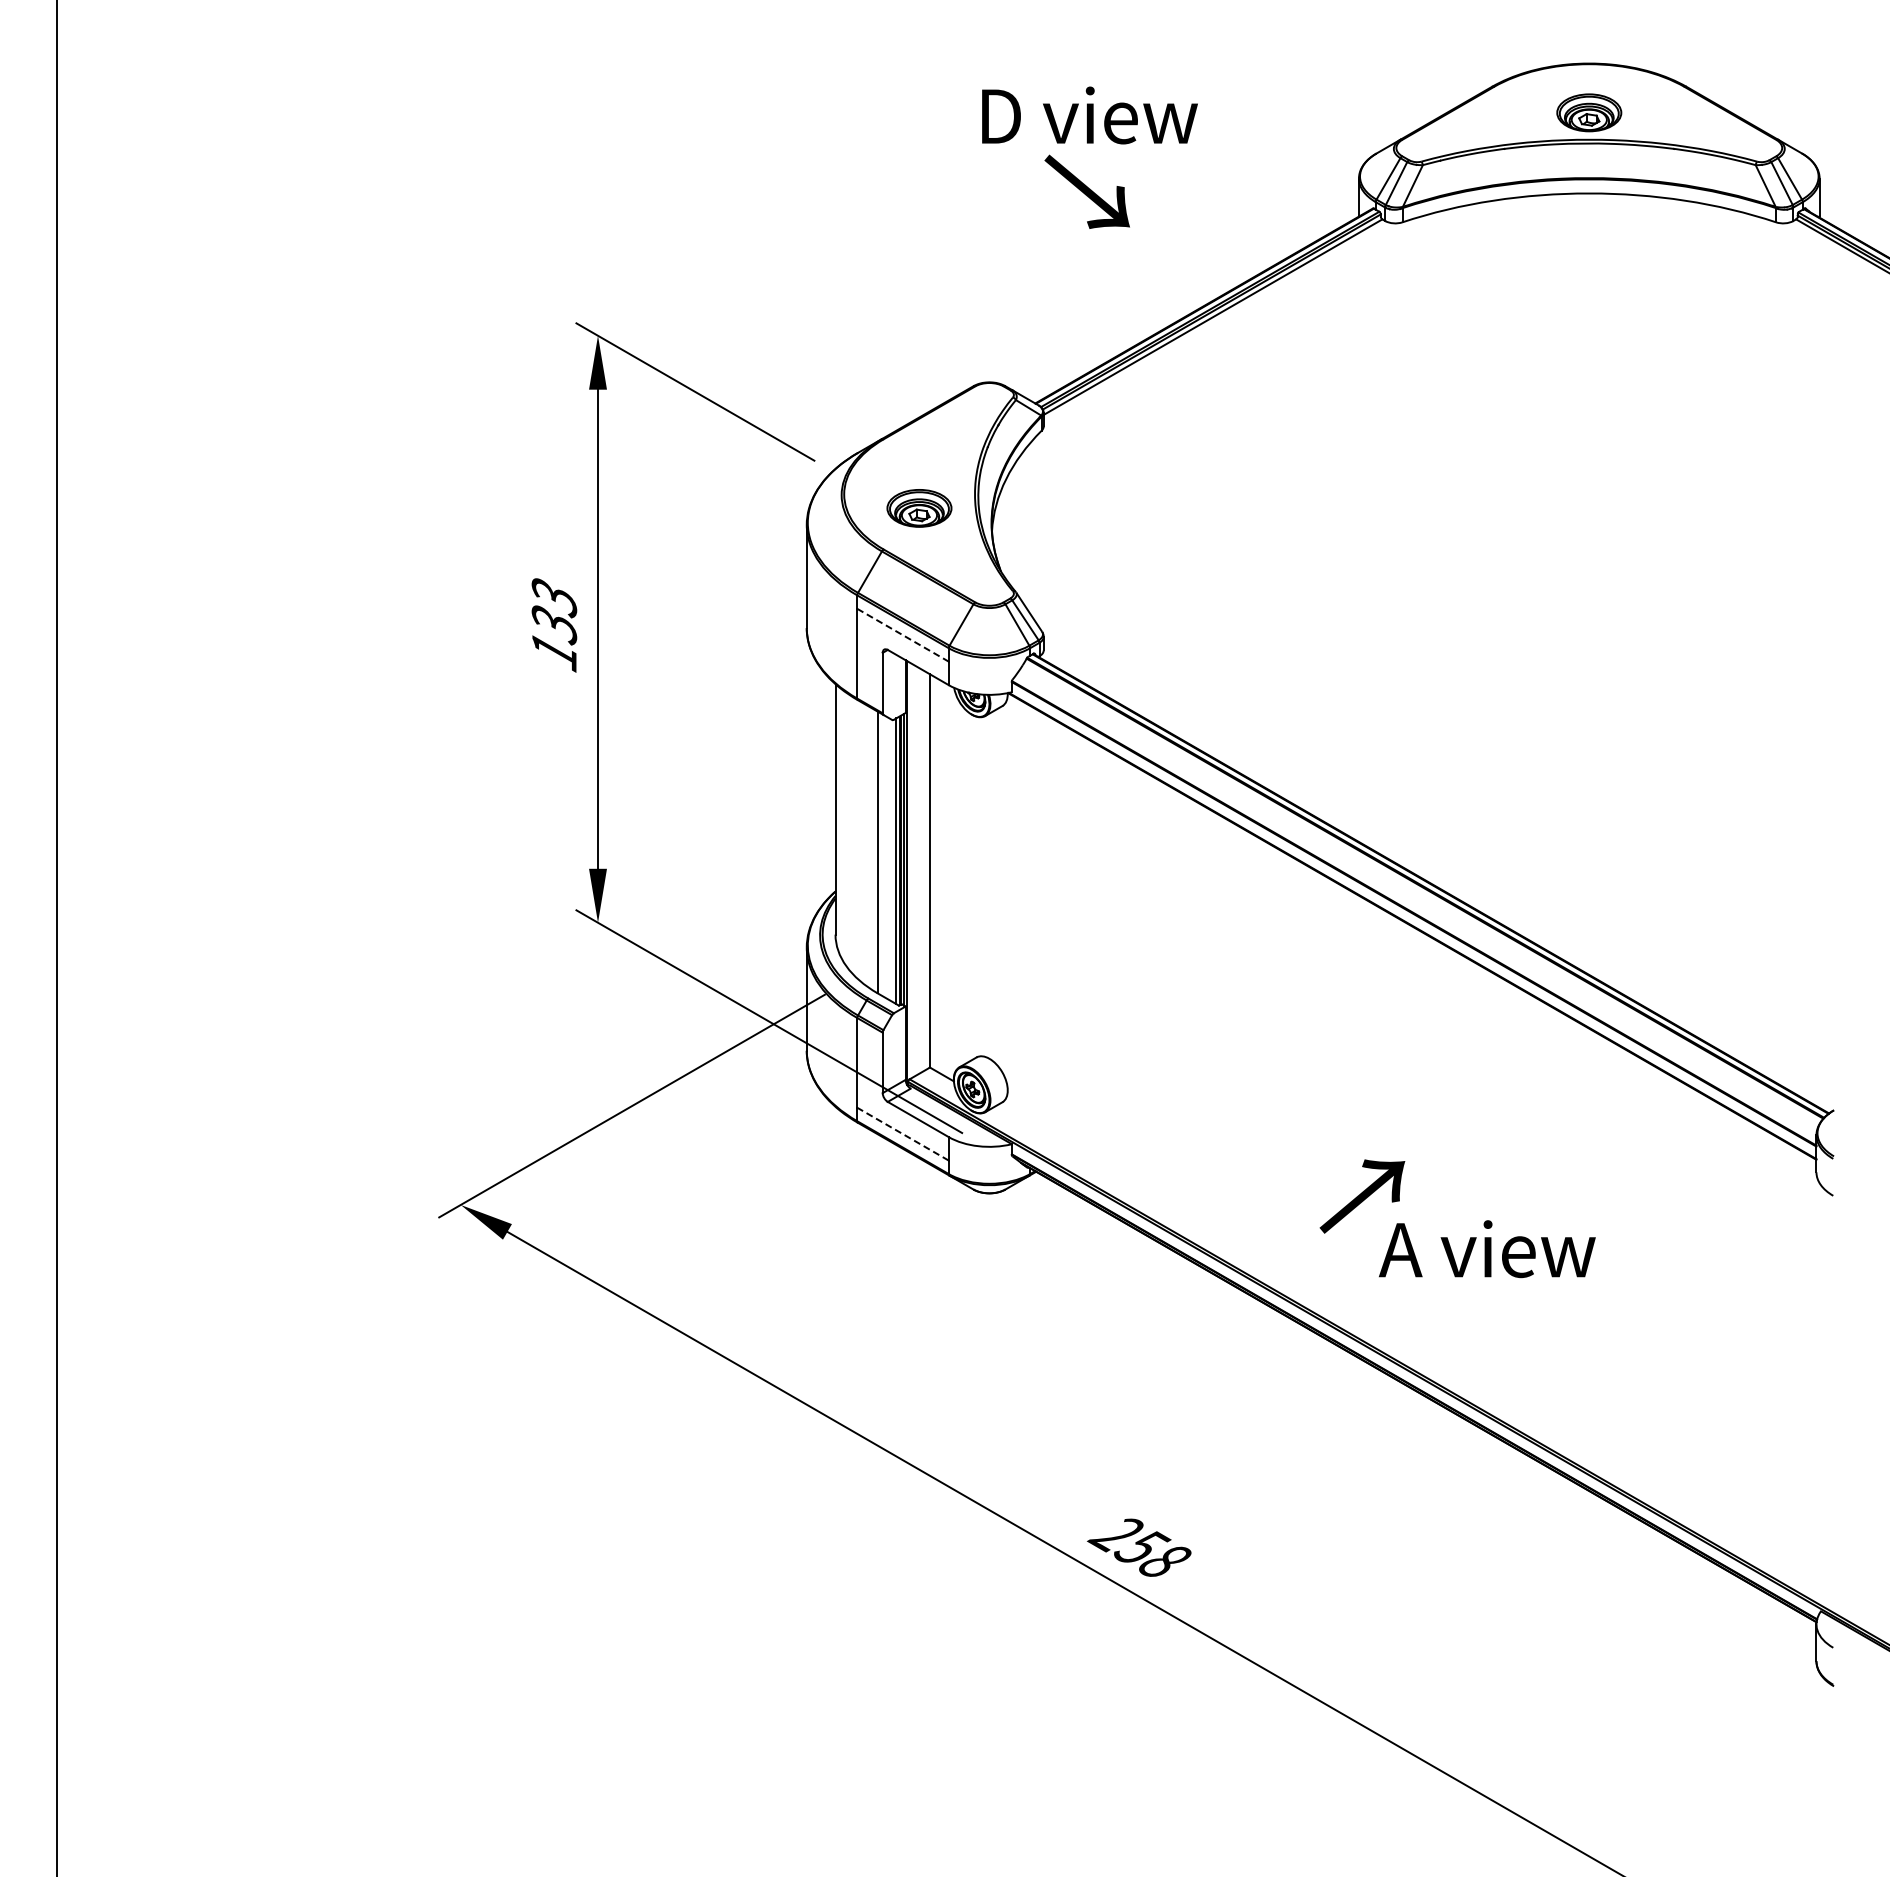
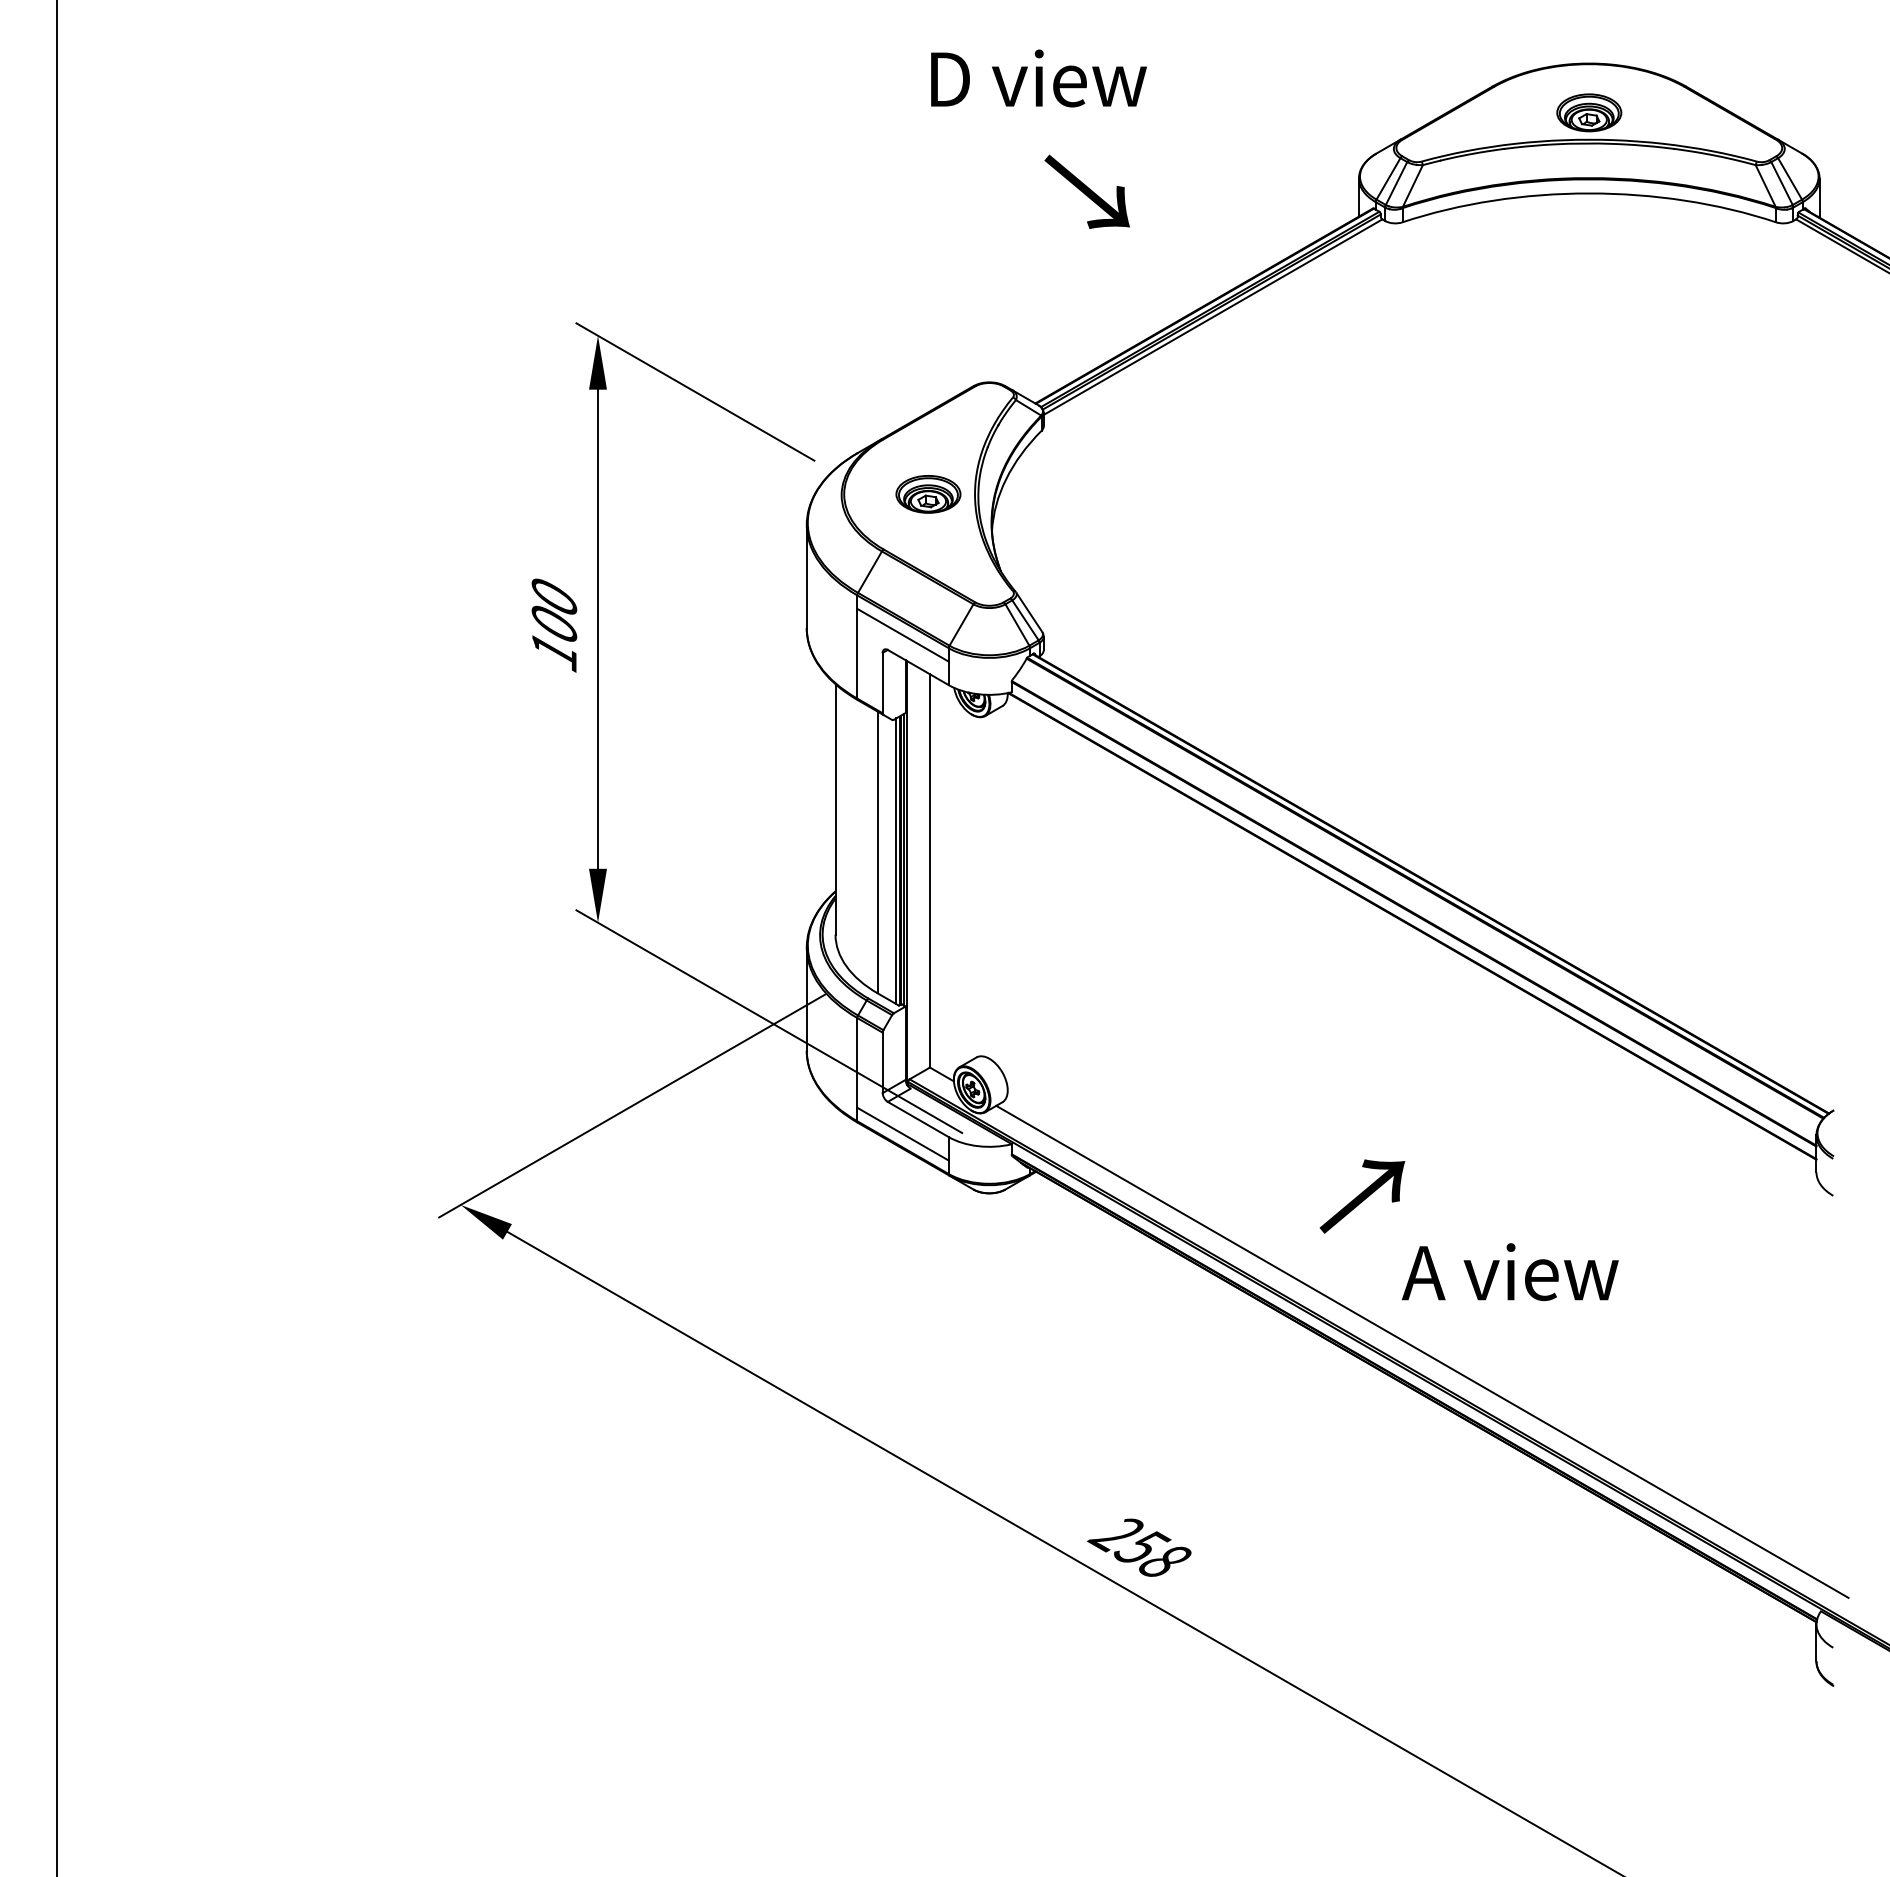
text position: (1089, 115) -> (1038, 78) (1038, 78)
part position: (919, 508) -> (928, 494) (928, 494)
text: 133 -> 100 (554, 611)
line: dashed -> solid (903, 635)
line: dashed -> solid (903, 1134)
text position: (1487, 1249) -> (1510, 1272) (1510, 1272)
line: none -> present (1422, 1351)
